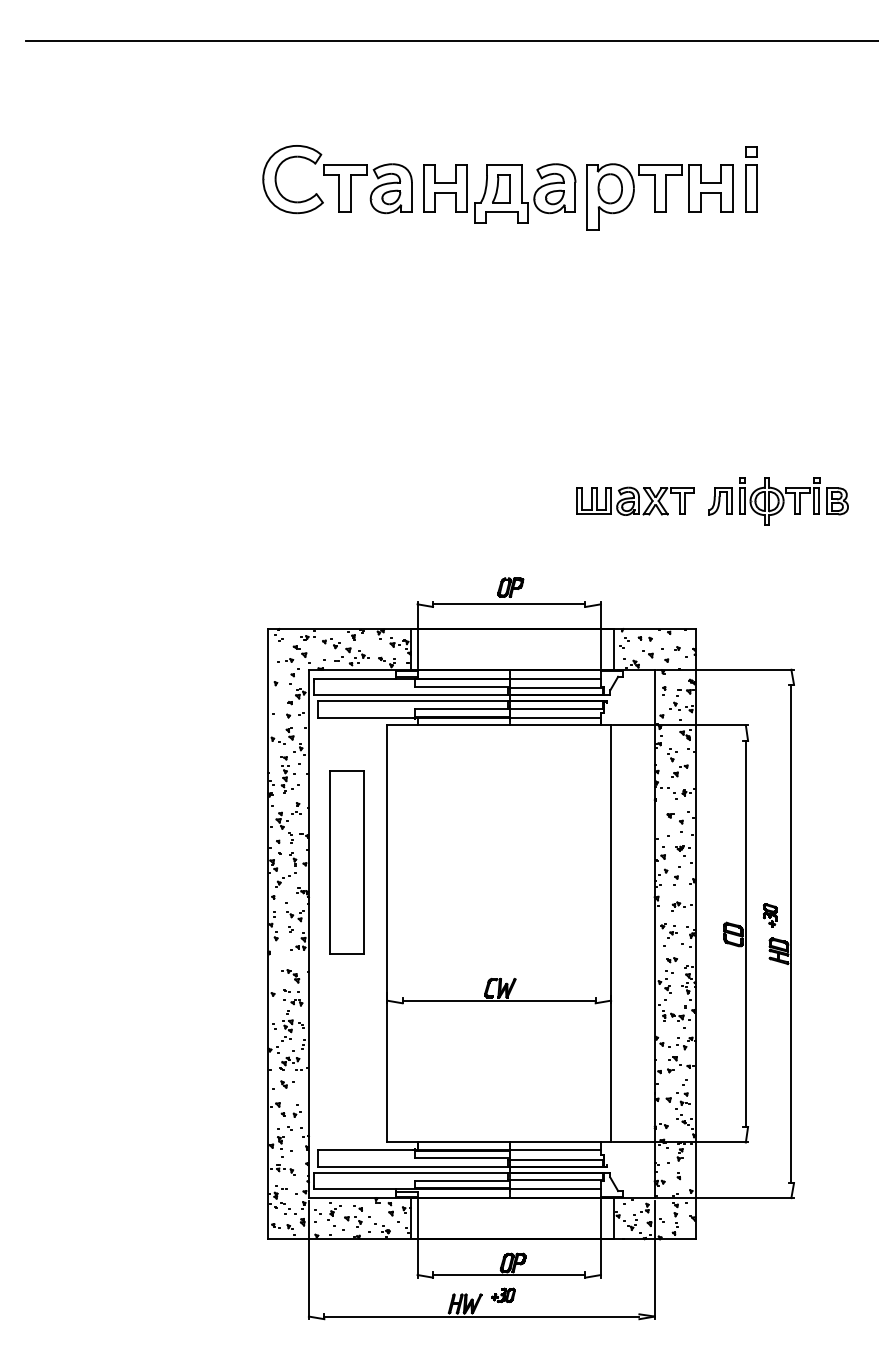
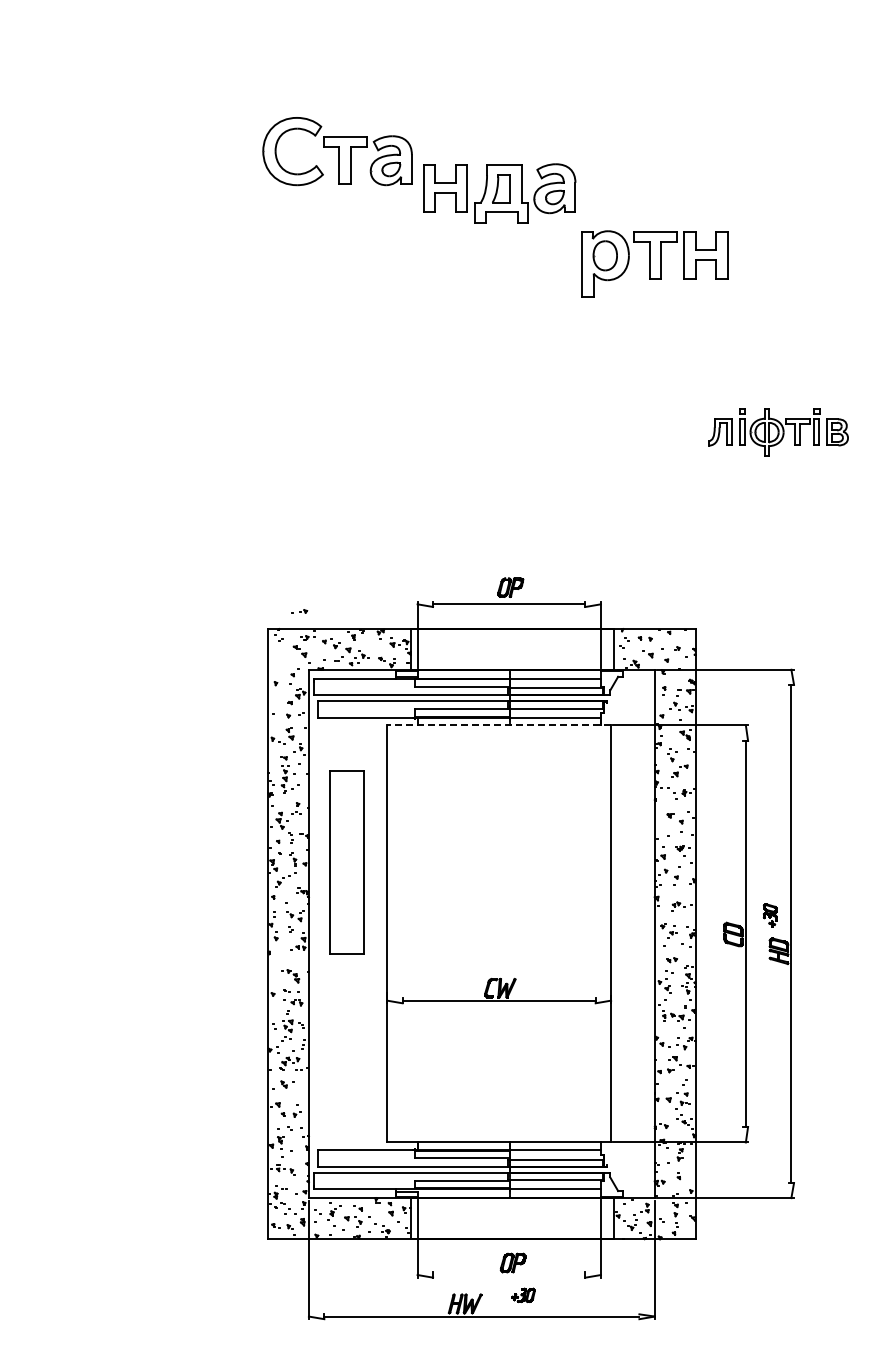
line: present -> none (450, 40)
part position: (337, 179) -> (337, 151) (337, 151)
part: present -> none (751, 179)
part position: (659, 196) -> (654, 263) (654, 263)
part: present -> none (635, 500)
part position: (778, 501) -> (778, 432) (778, 432)
part position: (285, 660) -> (299, 611) (299, 611)
line: solid -> dashed (498, 725)
line: present -> none (509, 1275)
part position: (503, 1294) -> (523, 1294) (523, 1294)
